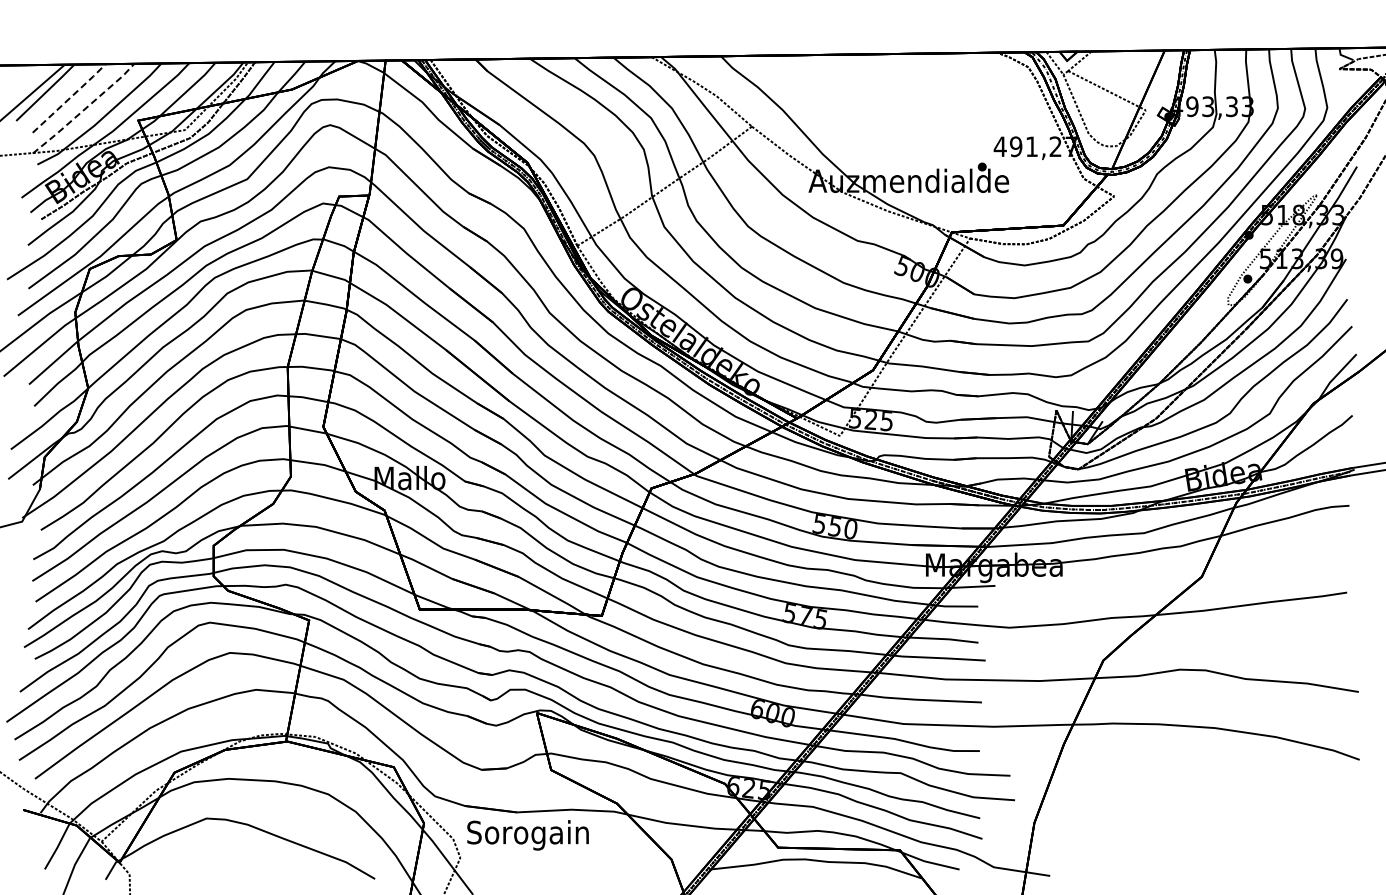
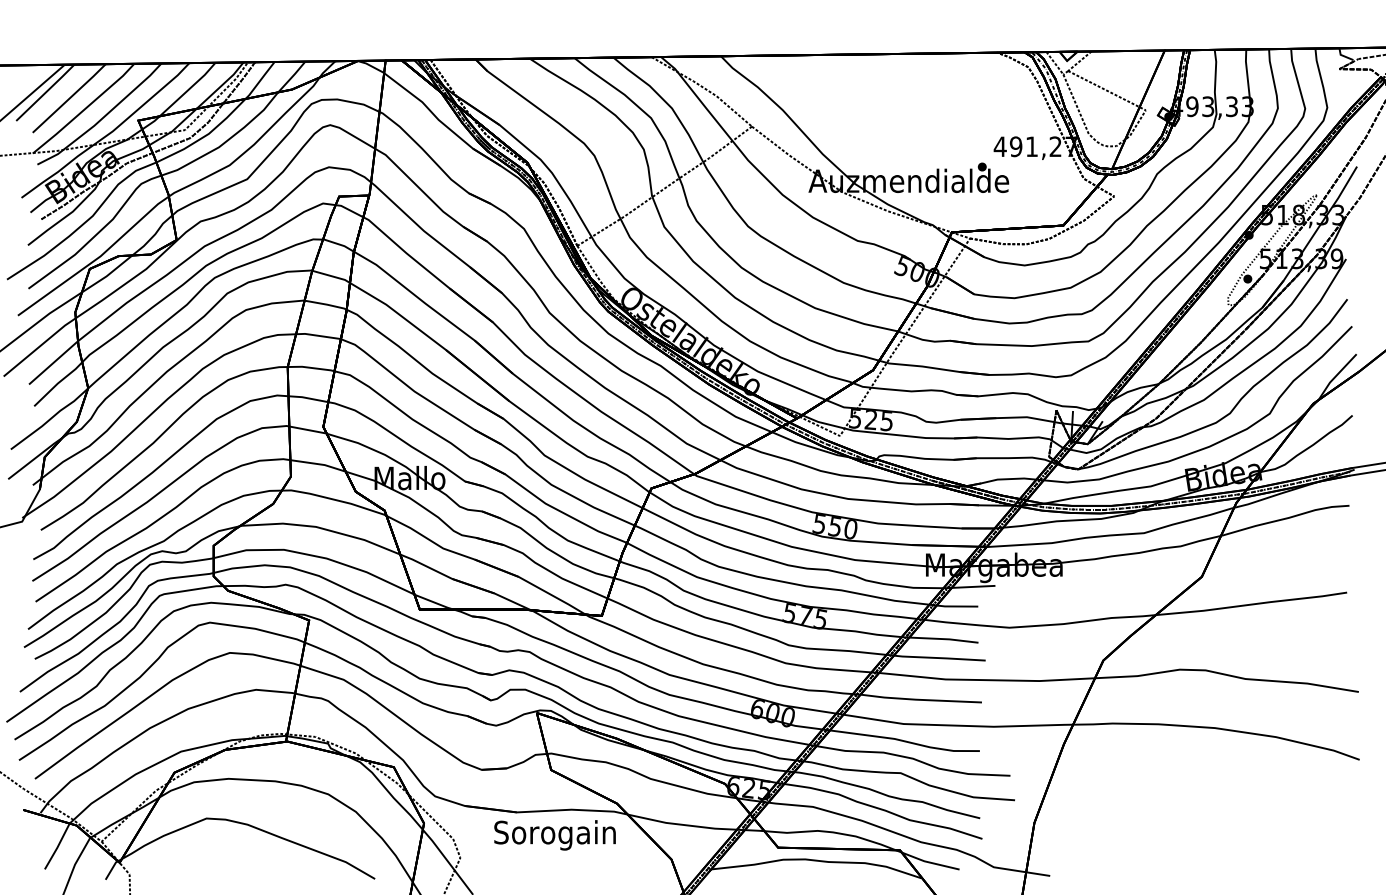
line: dashed -> solid (70, 98)
line: dashed -> solid (84, 109)
text position: (527, 835) -> (554, 835) (554, 835)
